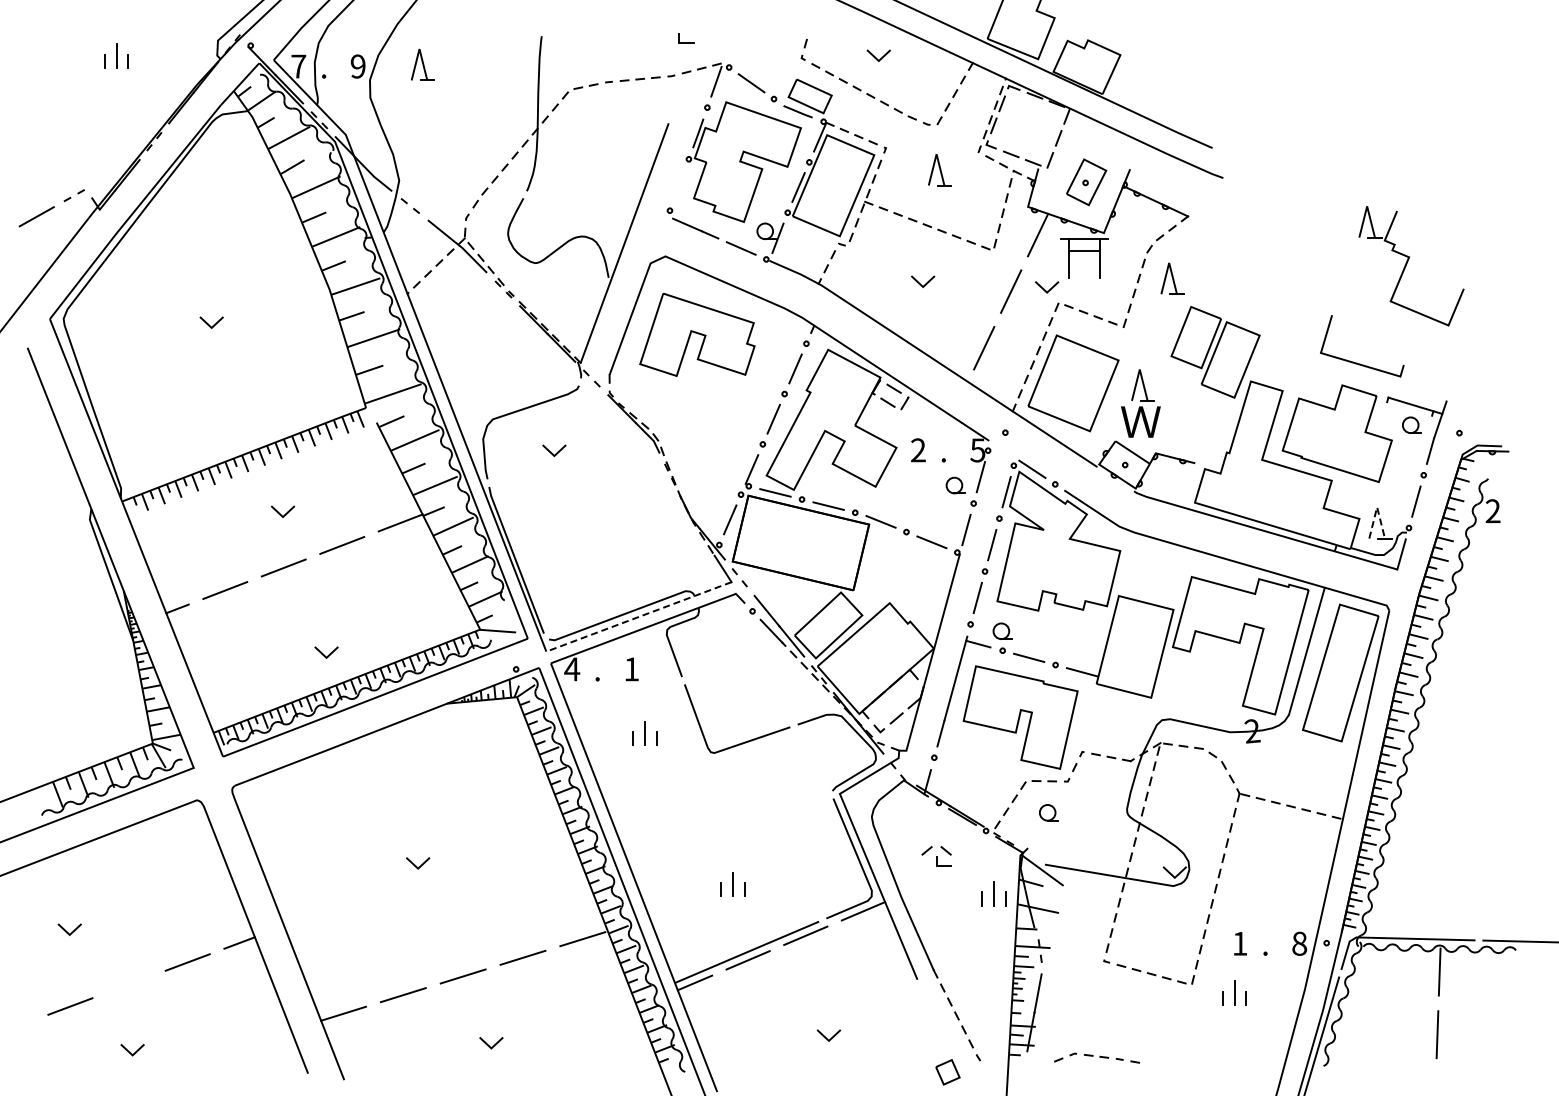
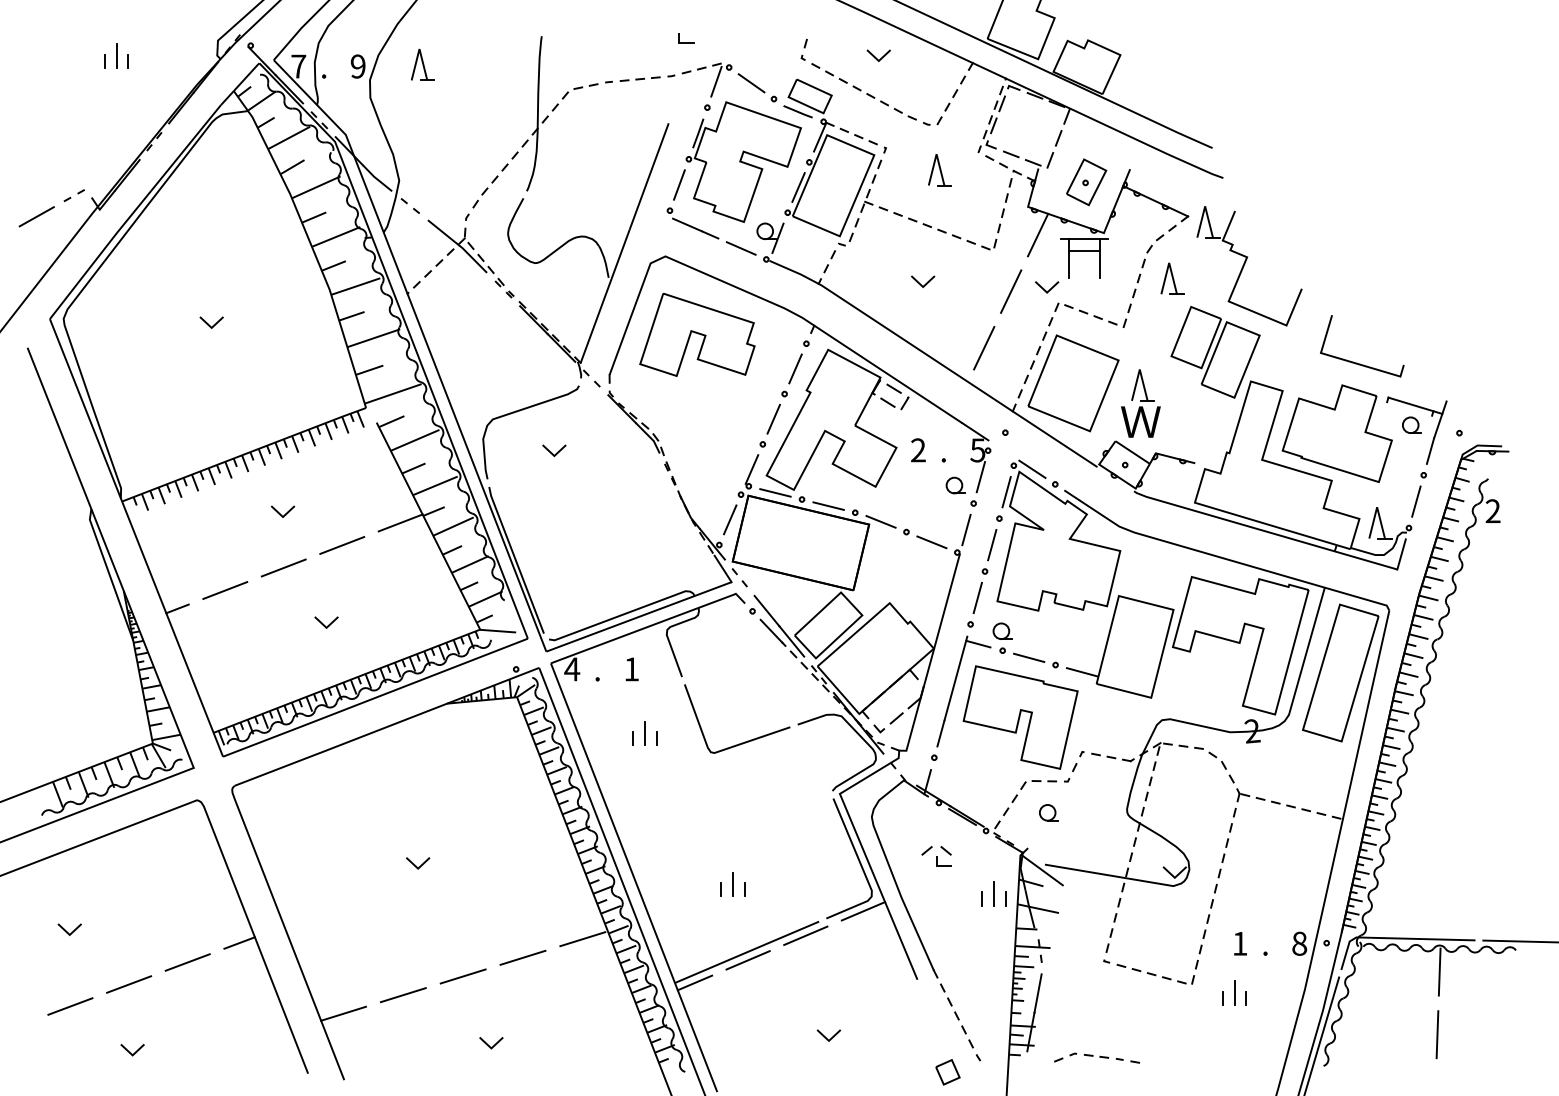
line: none -> present (679, 184)
part position: (1411, 266) -> (1249, 266) (1249, 266)
line: dashed -> solid (1377, 507)
line: dashed -> solid (638, 616)
line position: (324, 654) -> (324, 624) (324, 624)
line: none -> present (129, 984)
